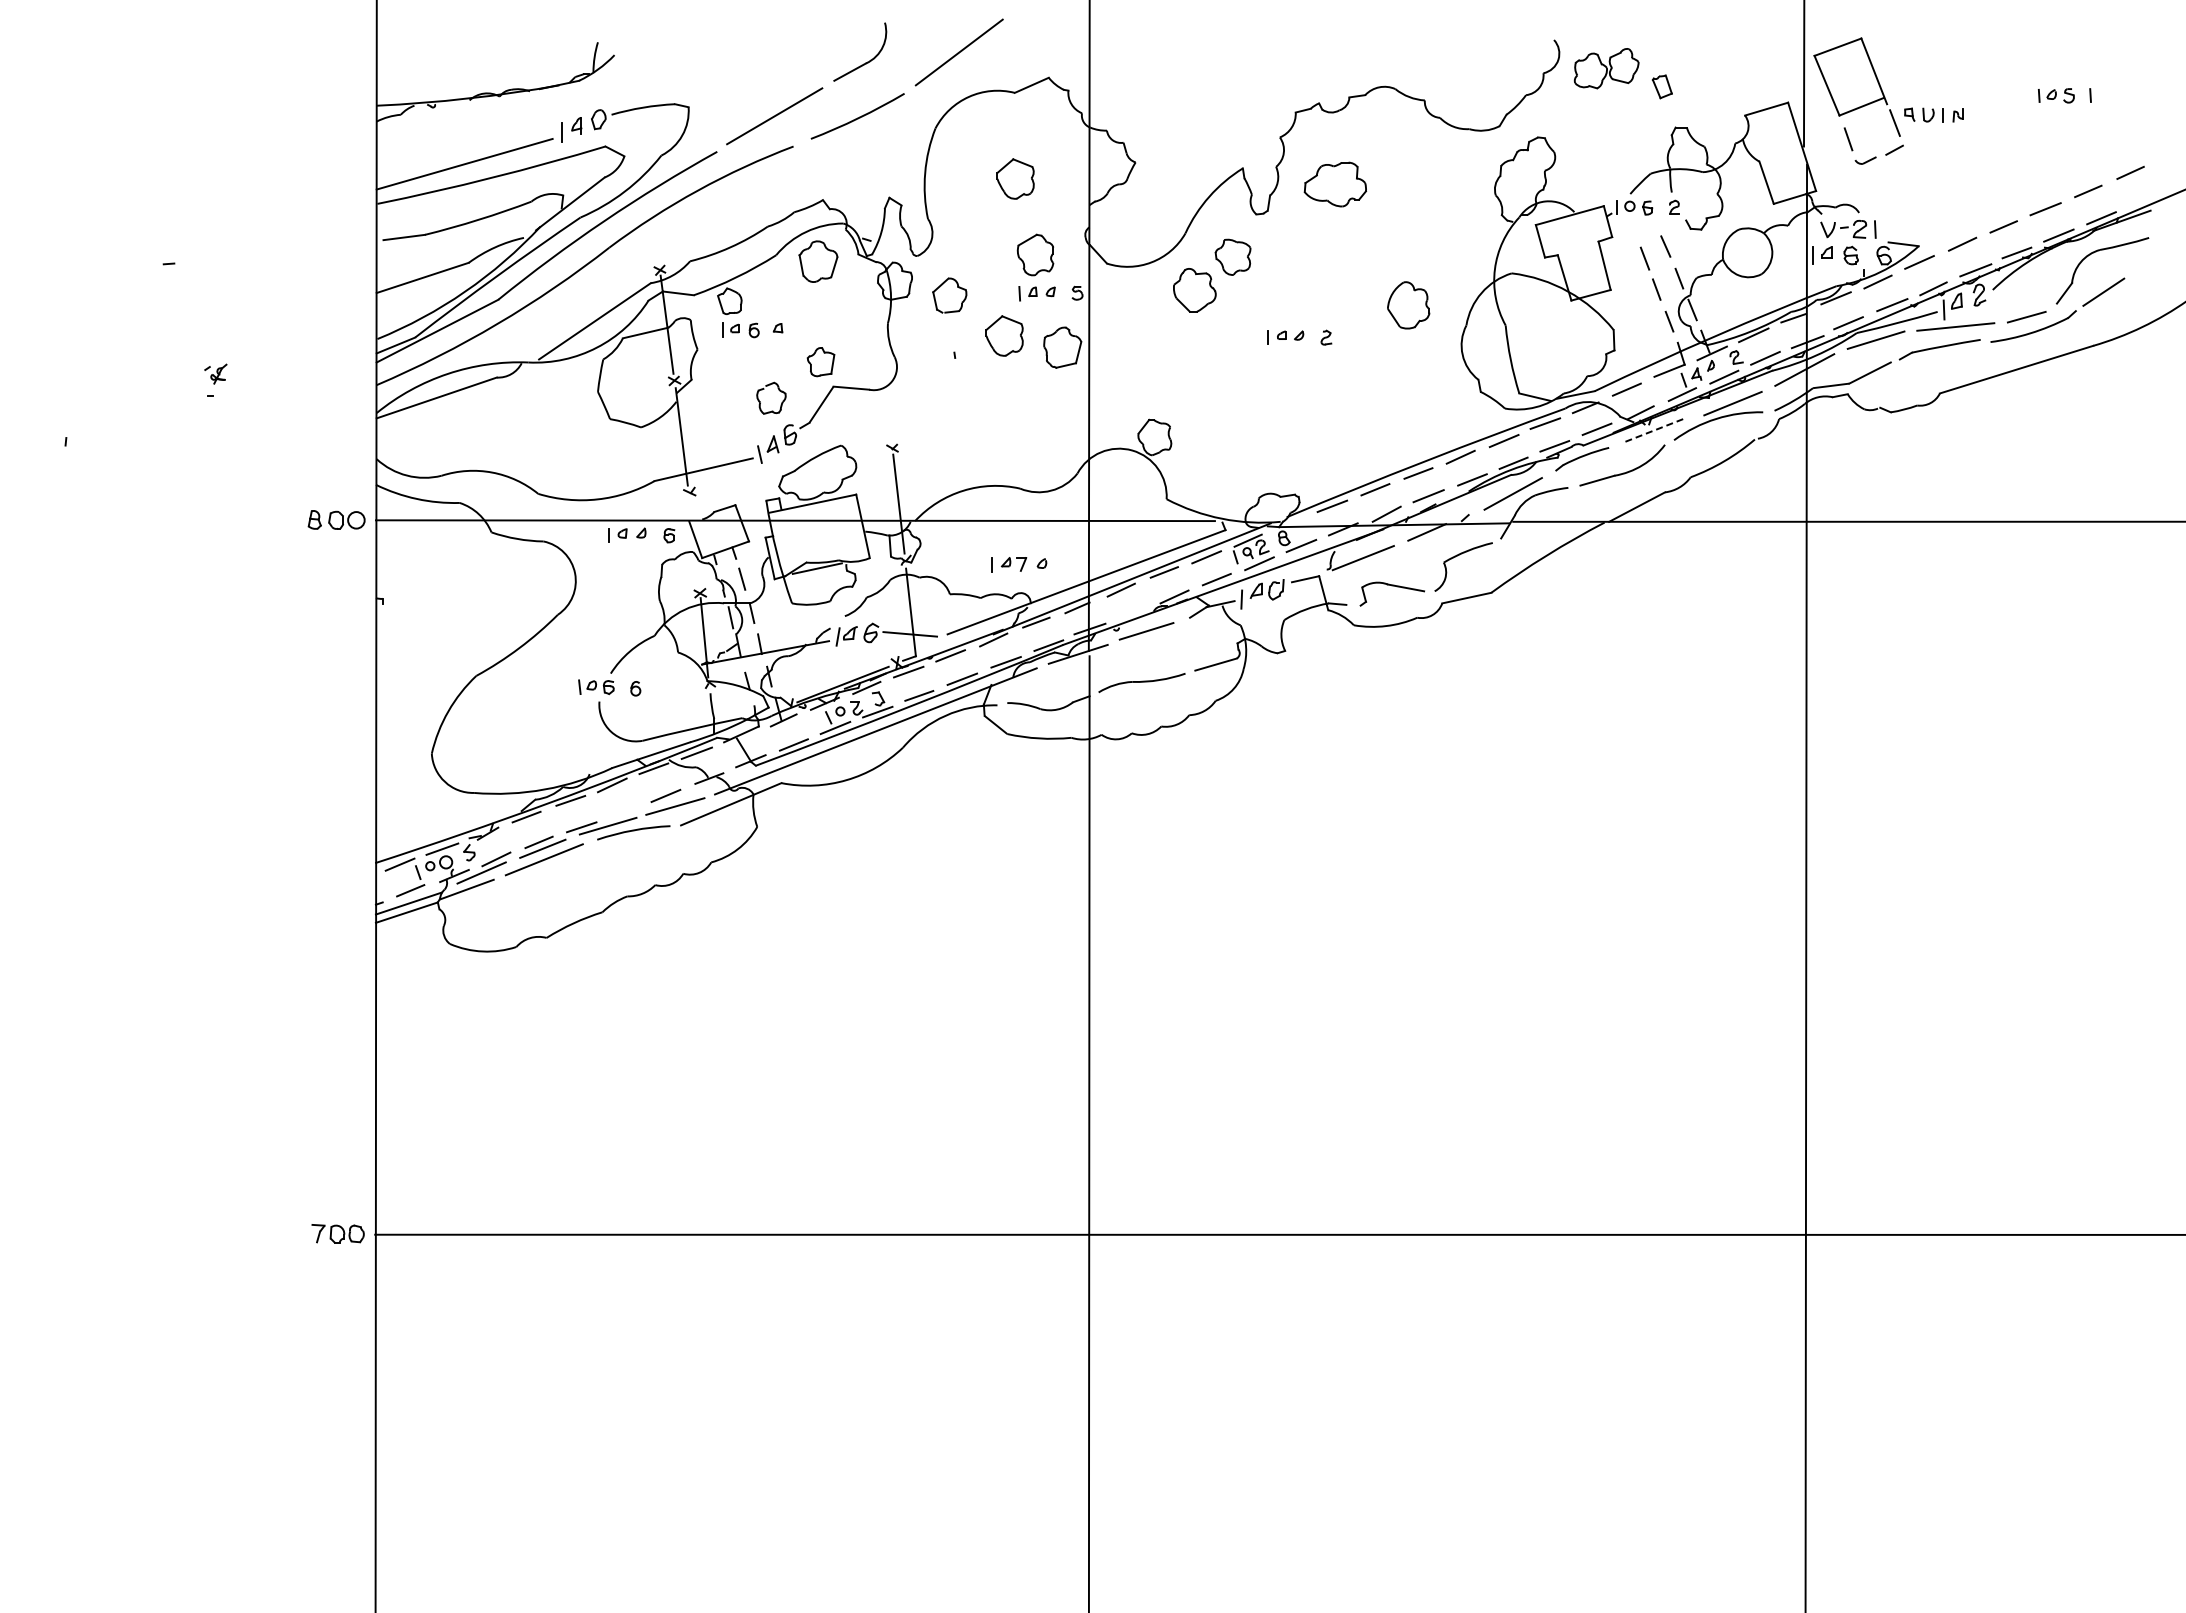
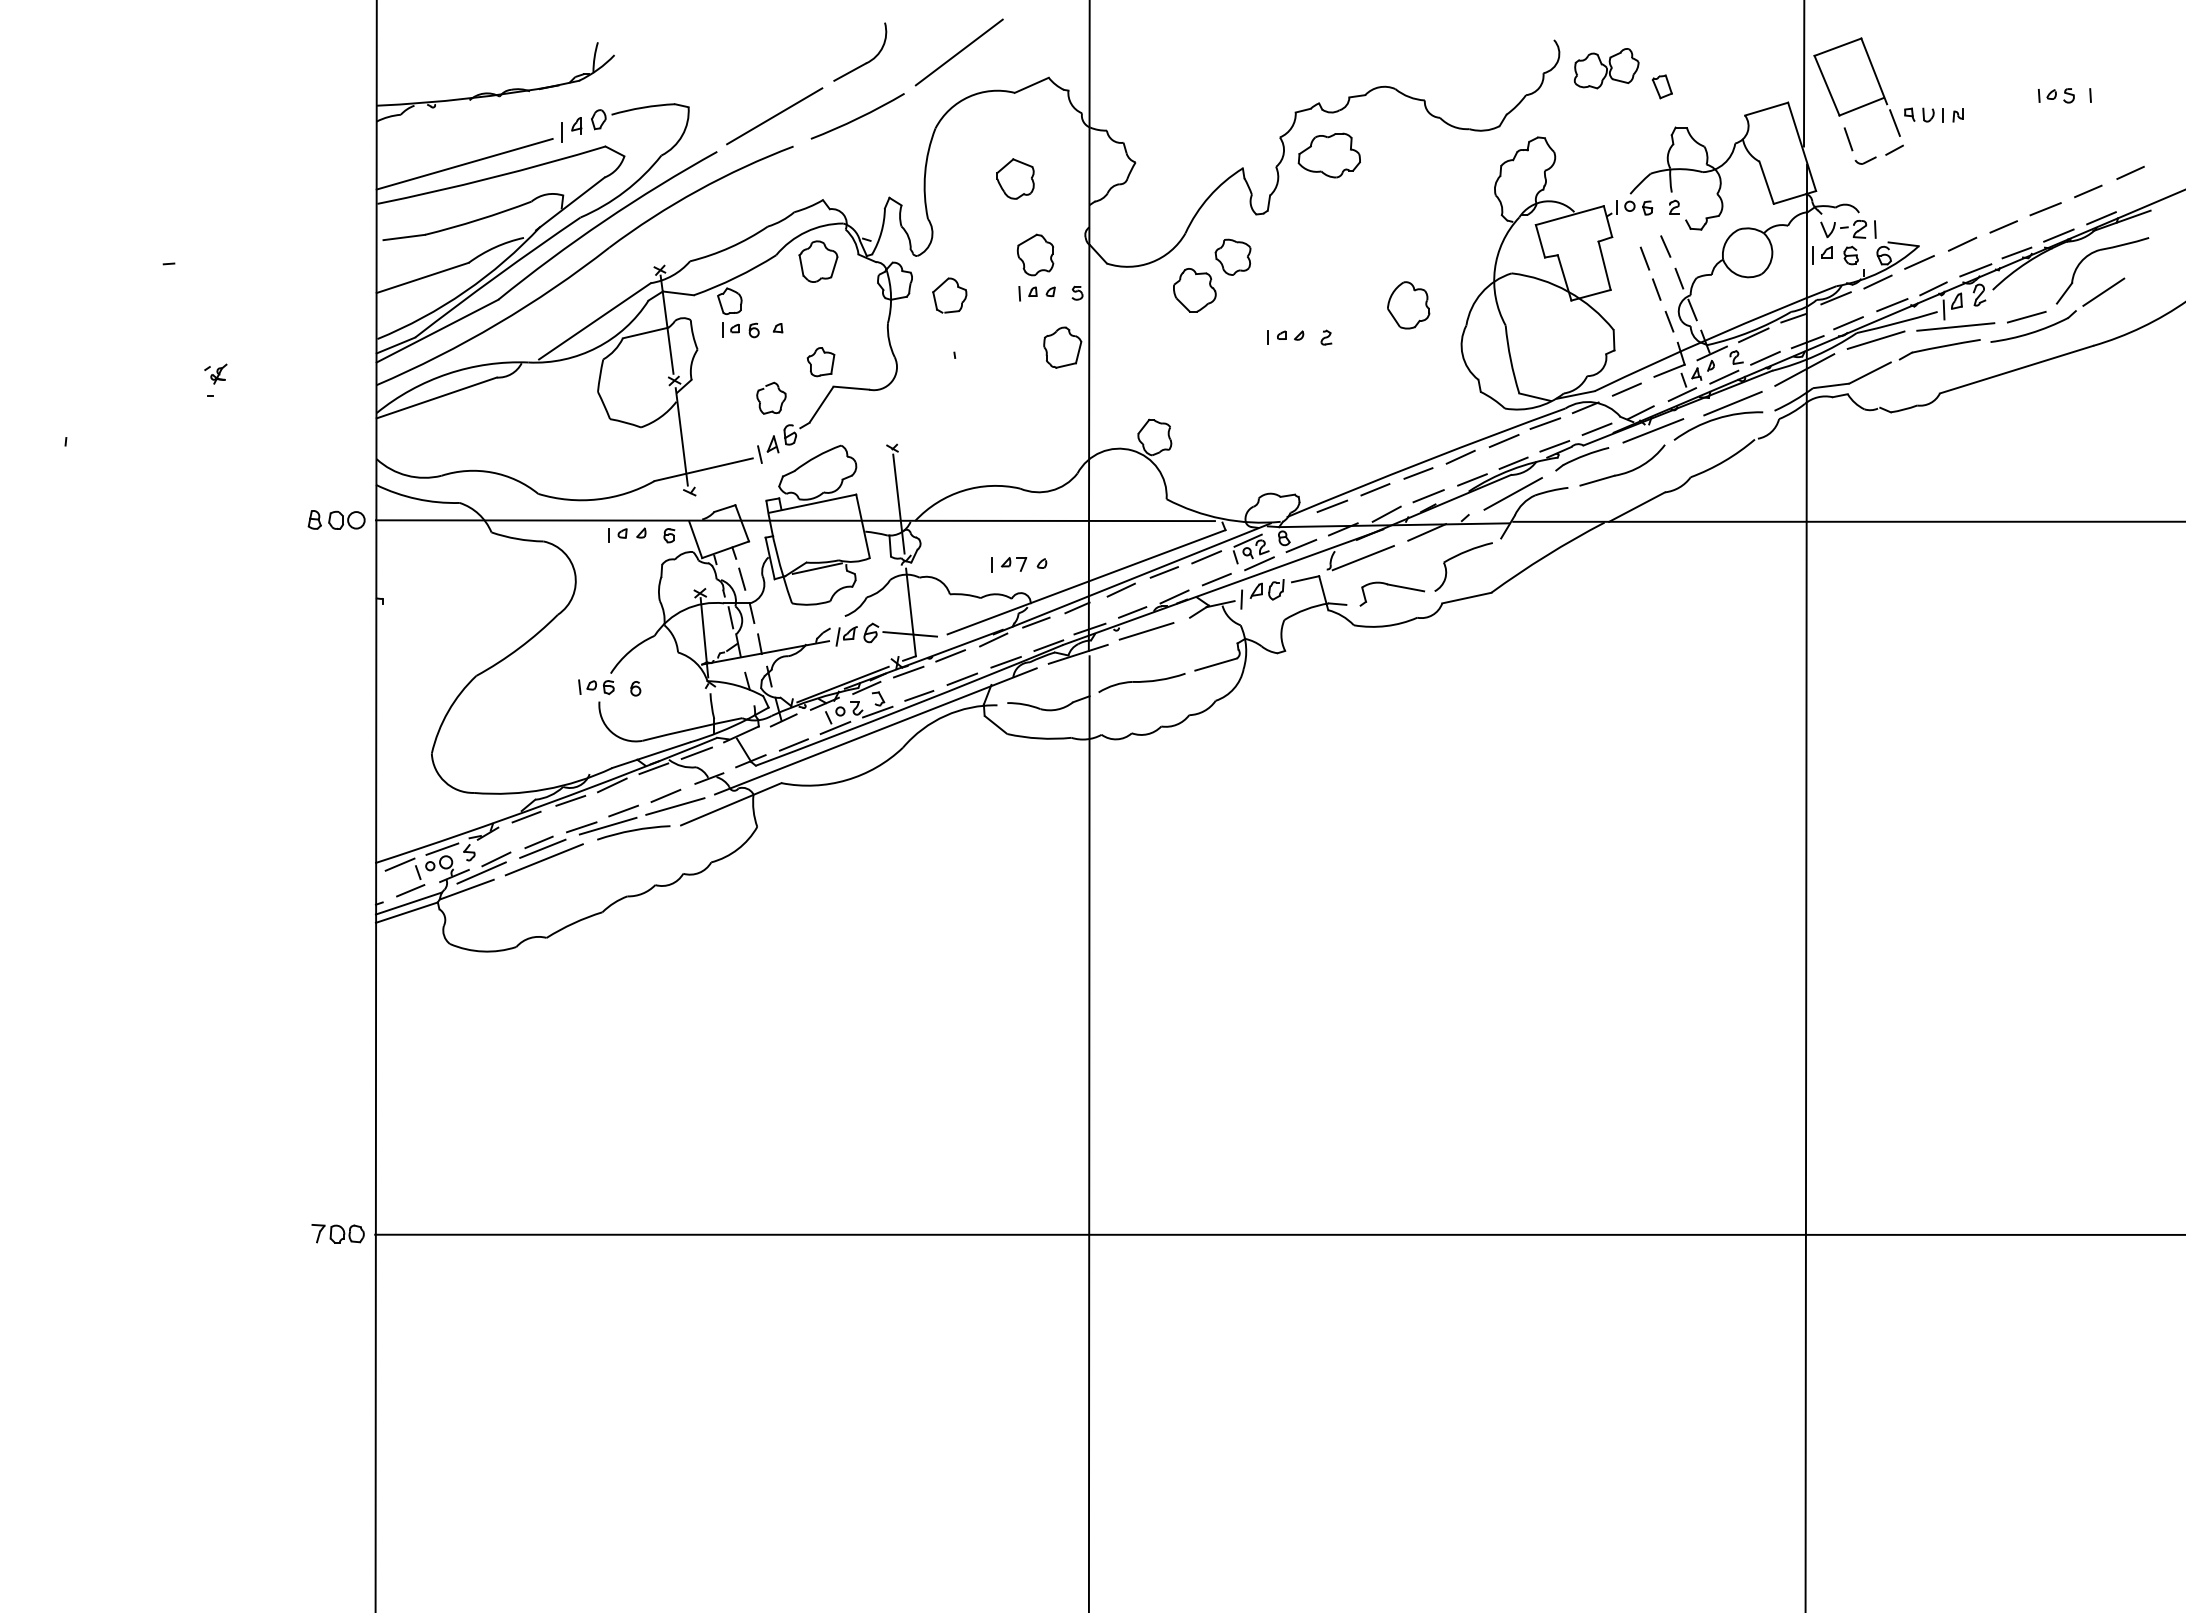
part position: (1334, 184) -> (1328, 155) (1328, 155)
part: present -> none (1004, 335)
line: dashed -> solid (1652, 431)
line: none -> present (1132, 612)
line: none -> present (623, 810)
